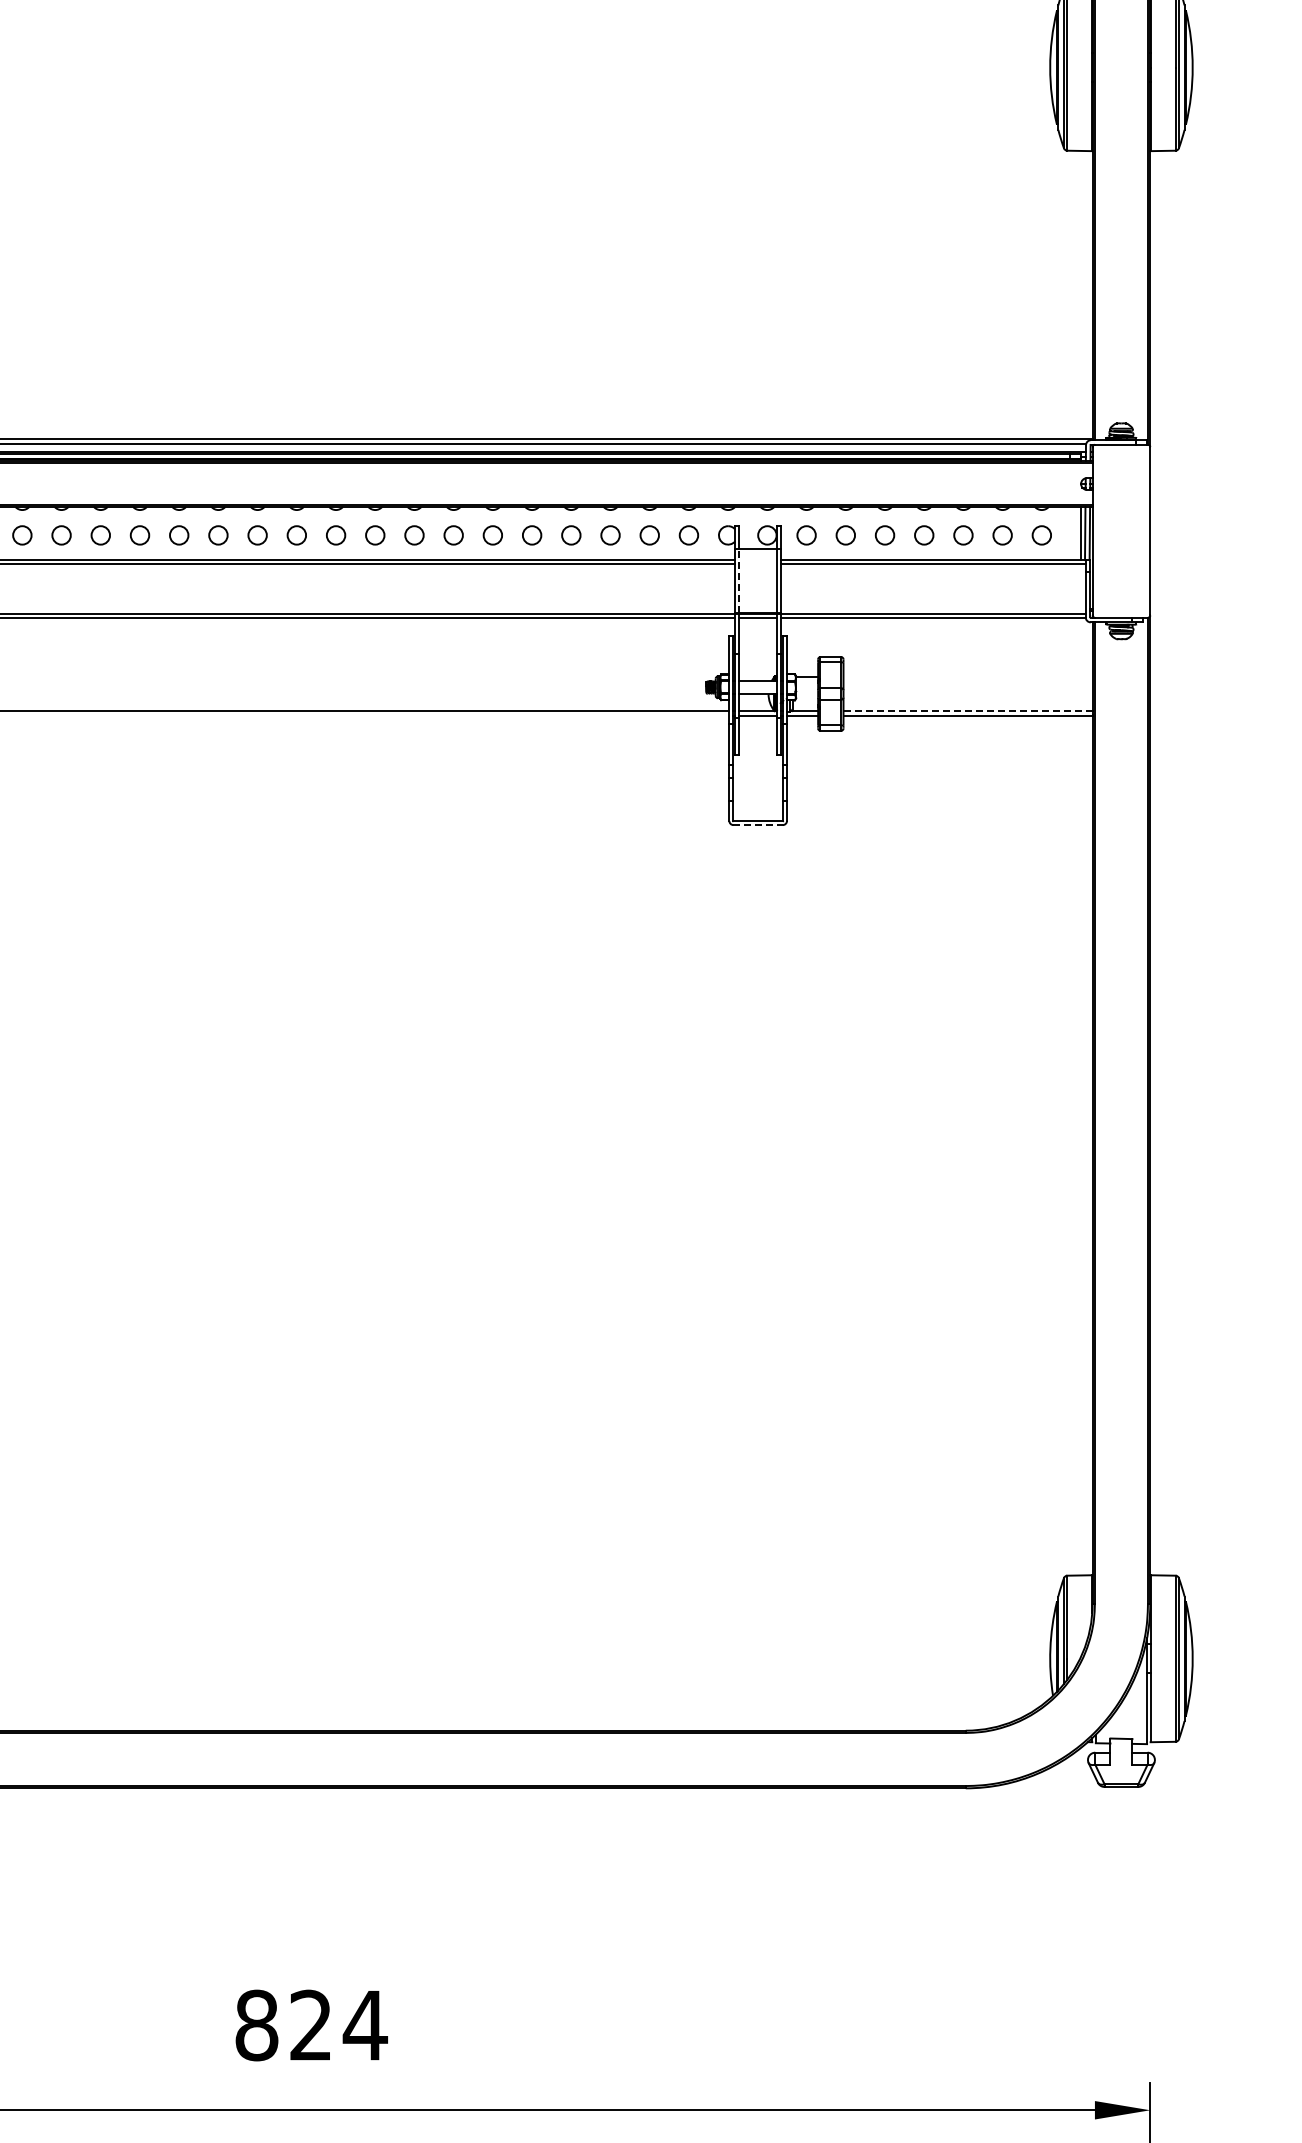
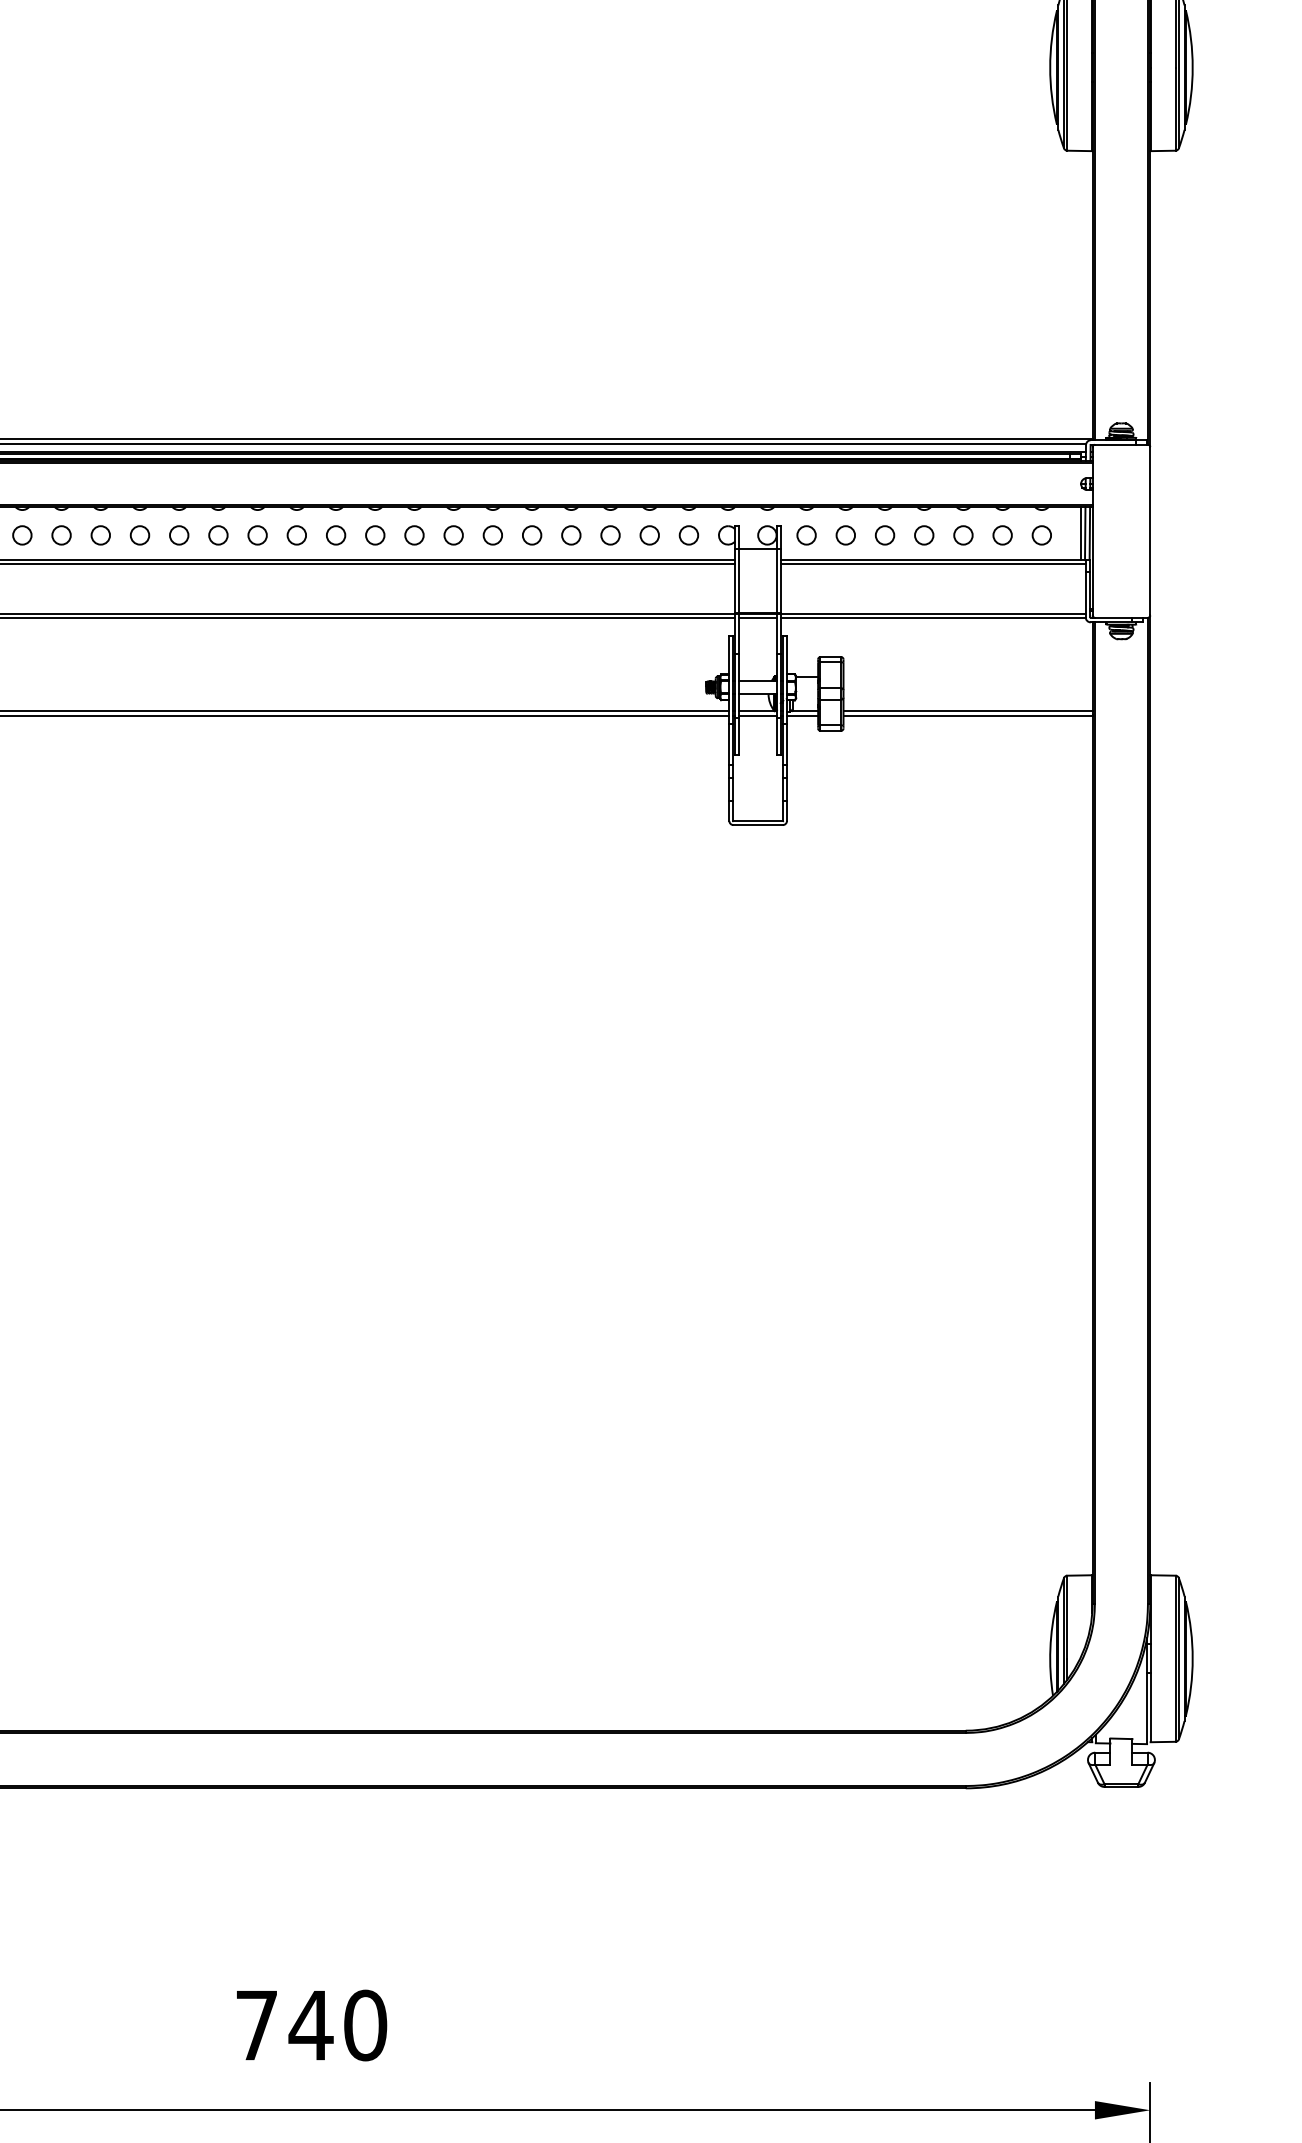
line: dashed -> solid (739, 580)
line: dashed -> solid (968, 710)
line: none -> present (365, 715)
line: dashed -> solid (758, 825)
text: 824 -> 740 (311, 2025)
